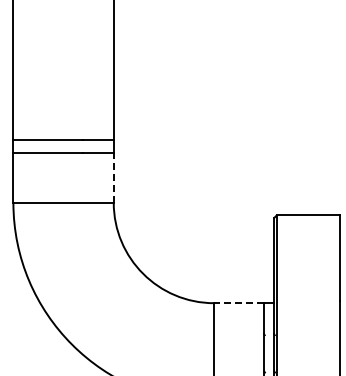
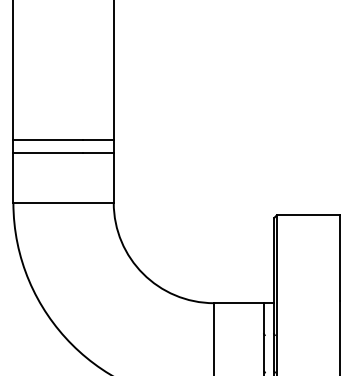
line: dashed -> solid (113, 177)
line: dashed -> solid (238, 303)
